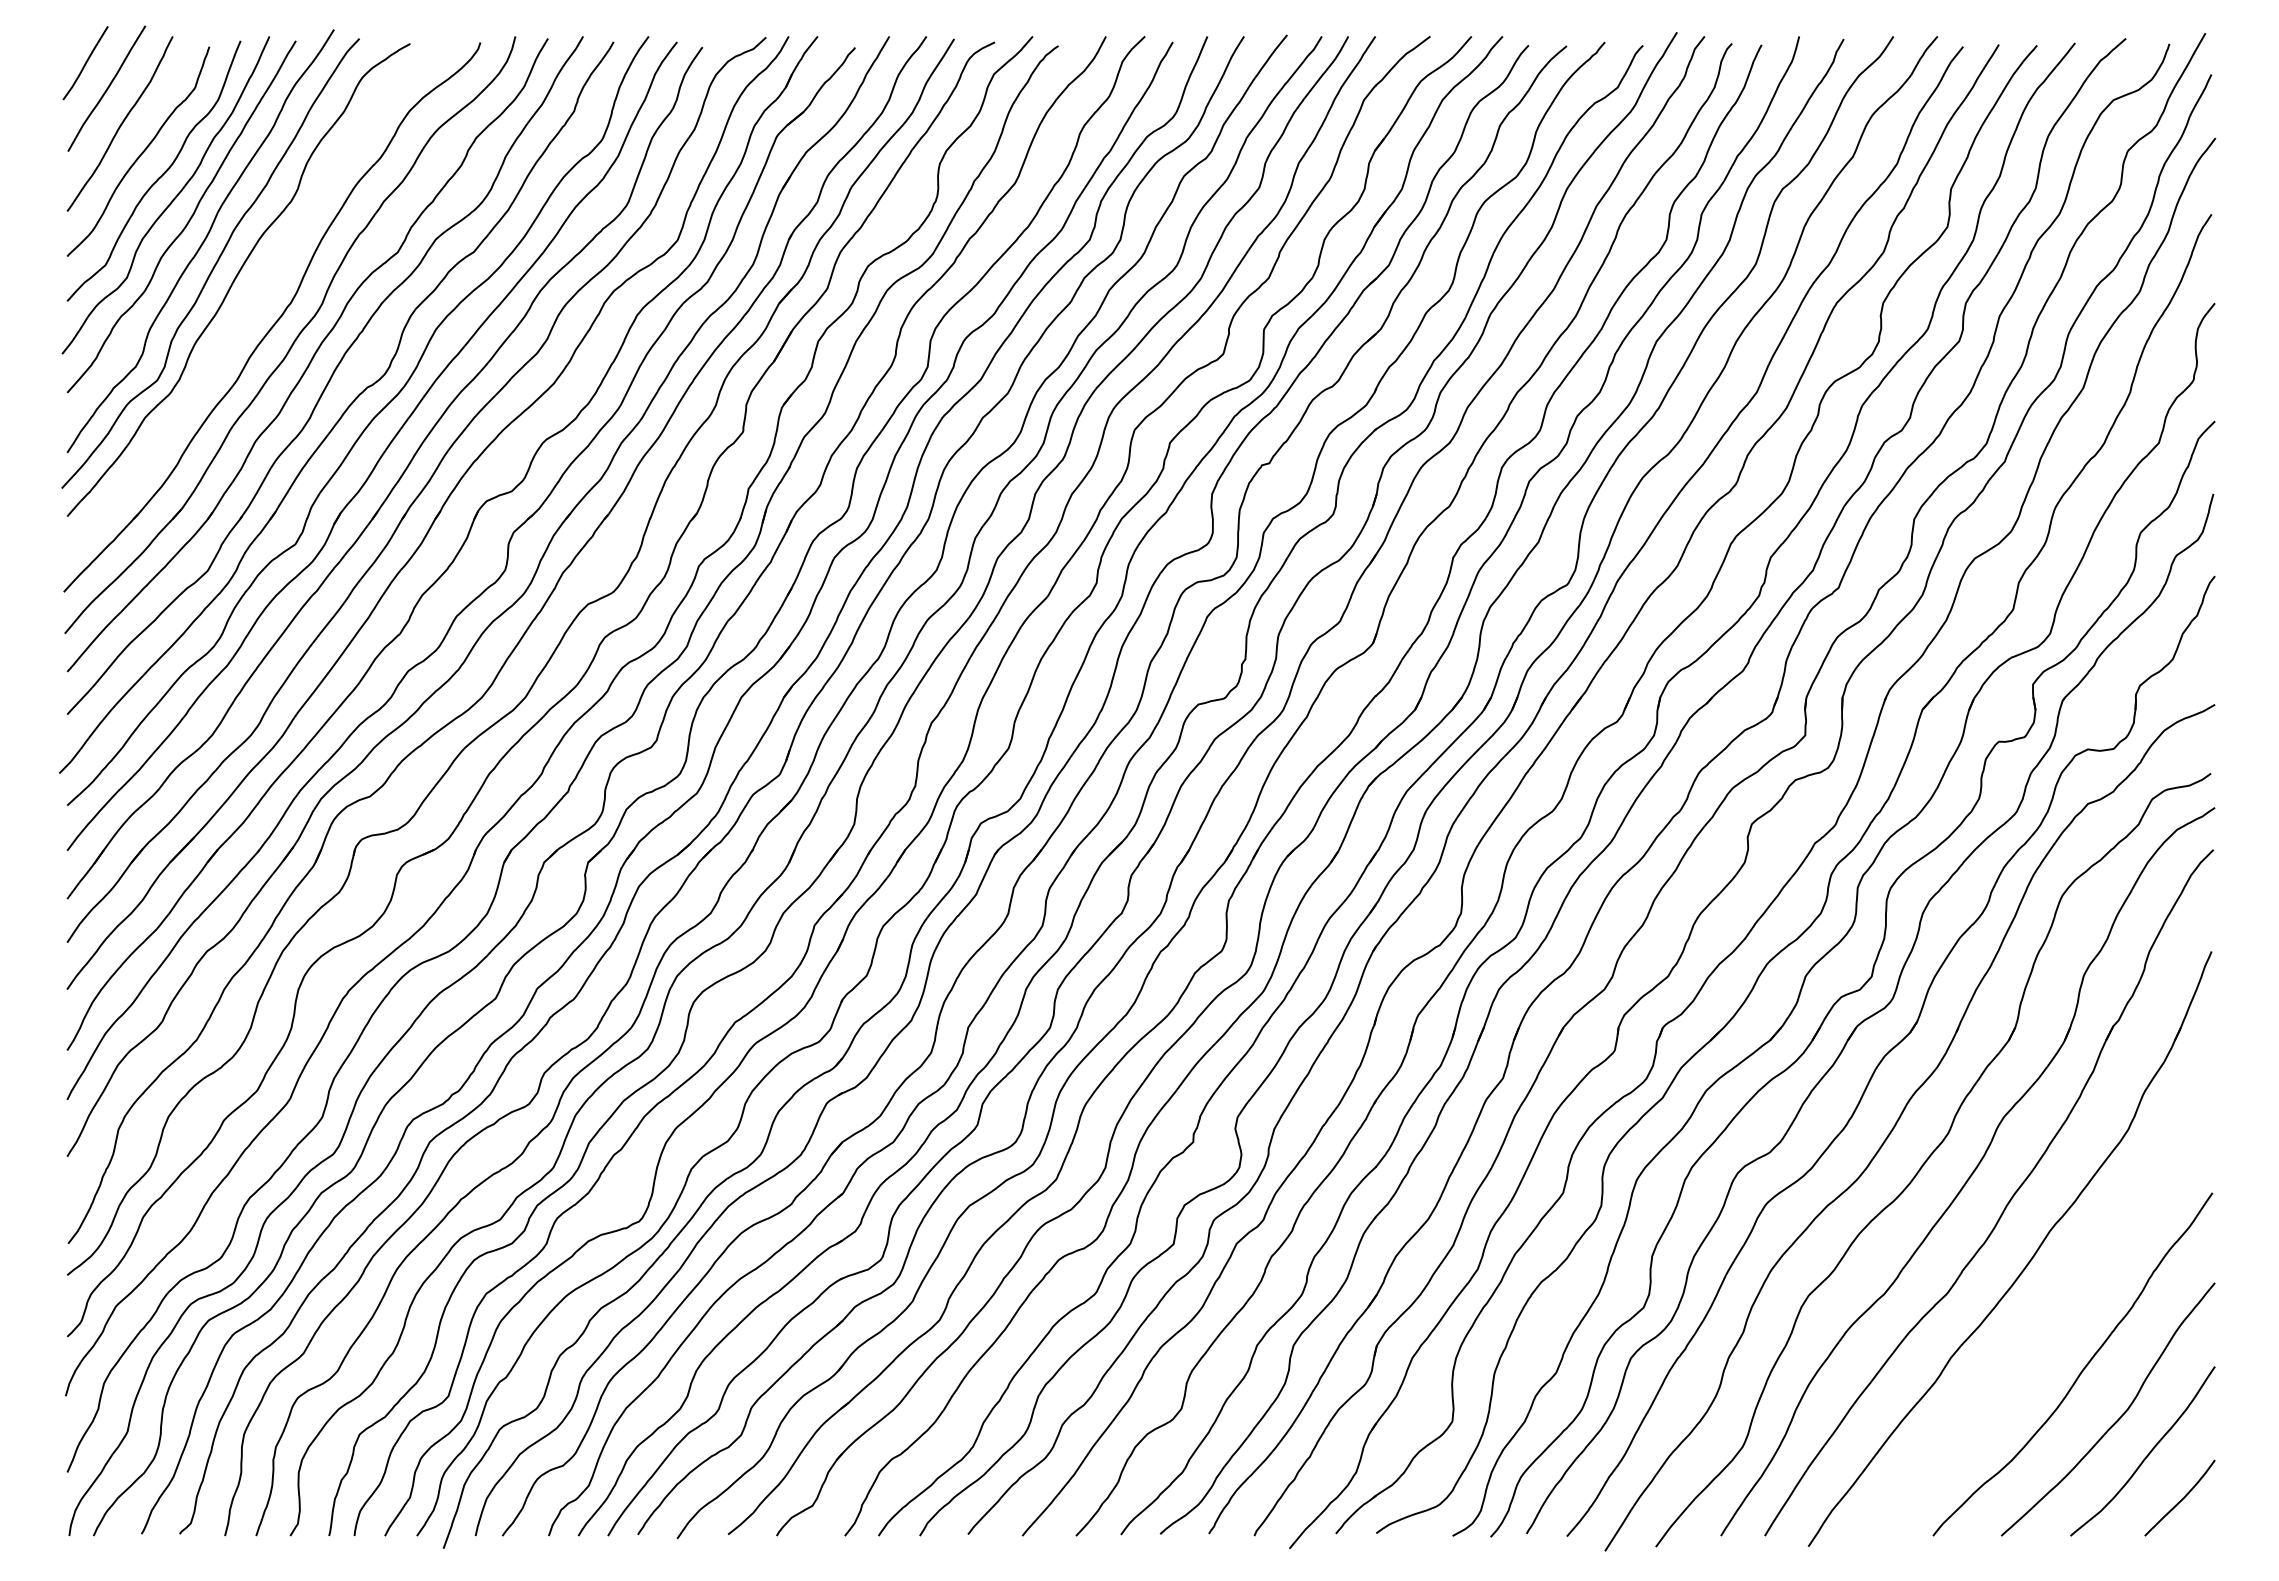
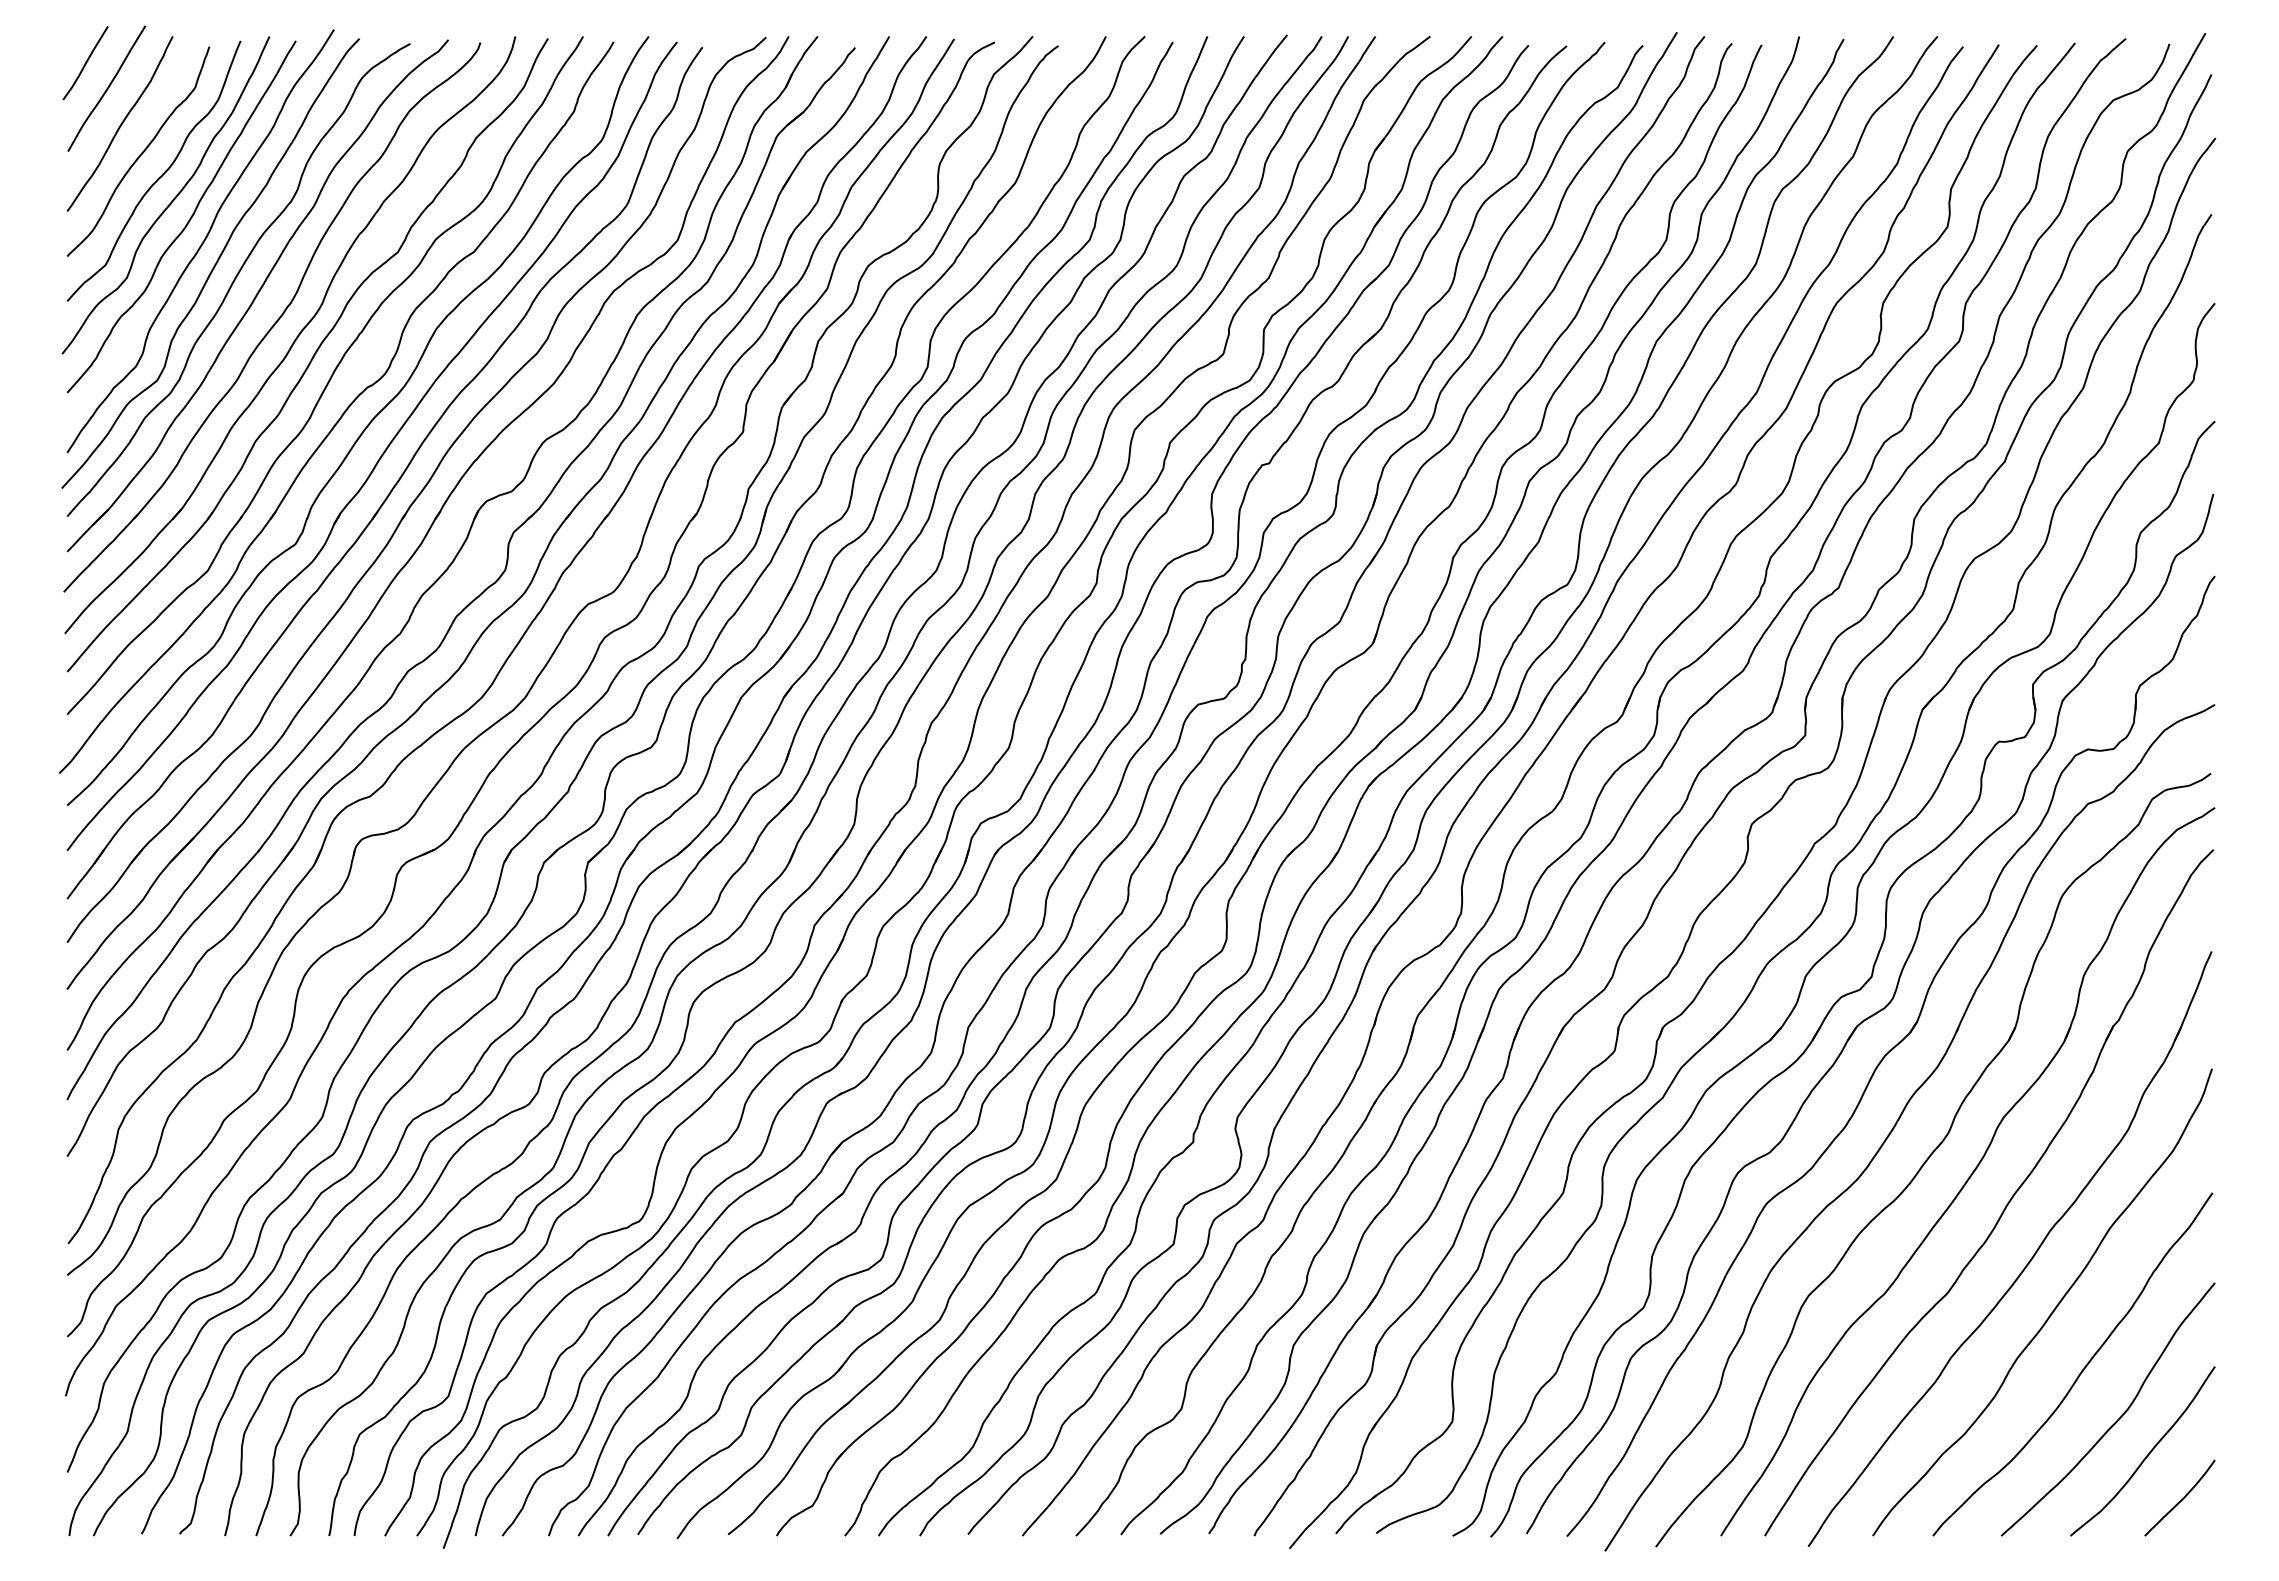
part: none -> present (257, 295)
curve: none -> present (2052, 1310)
